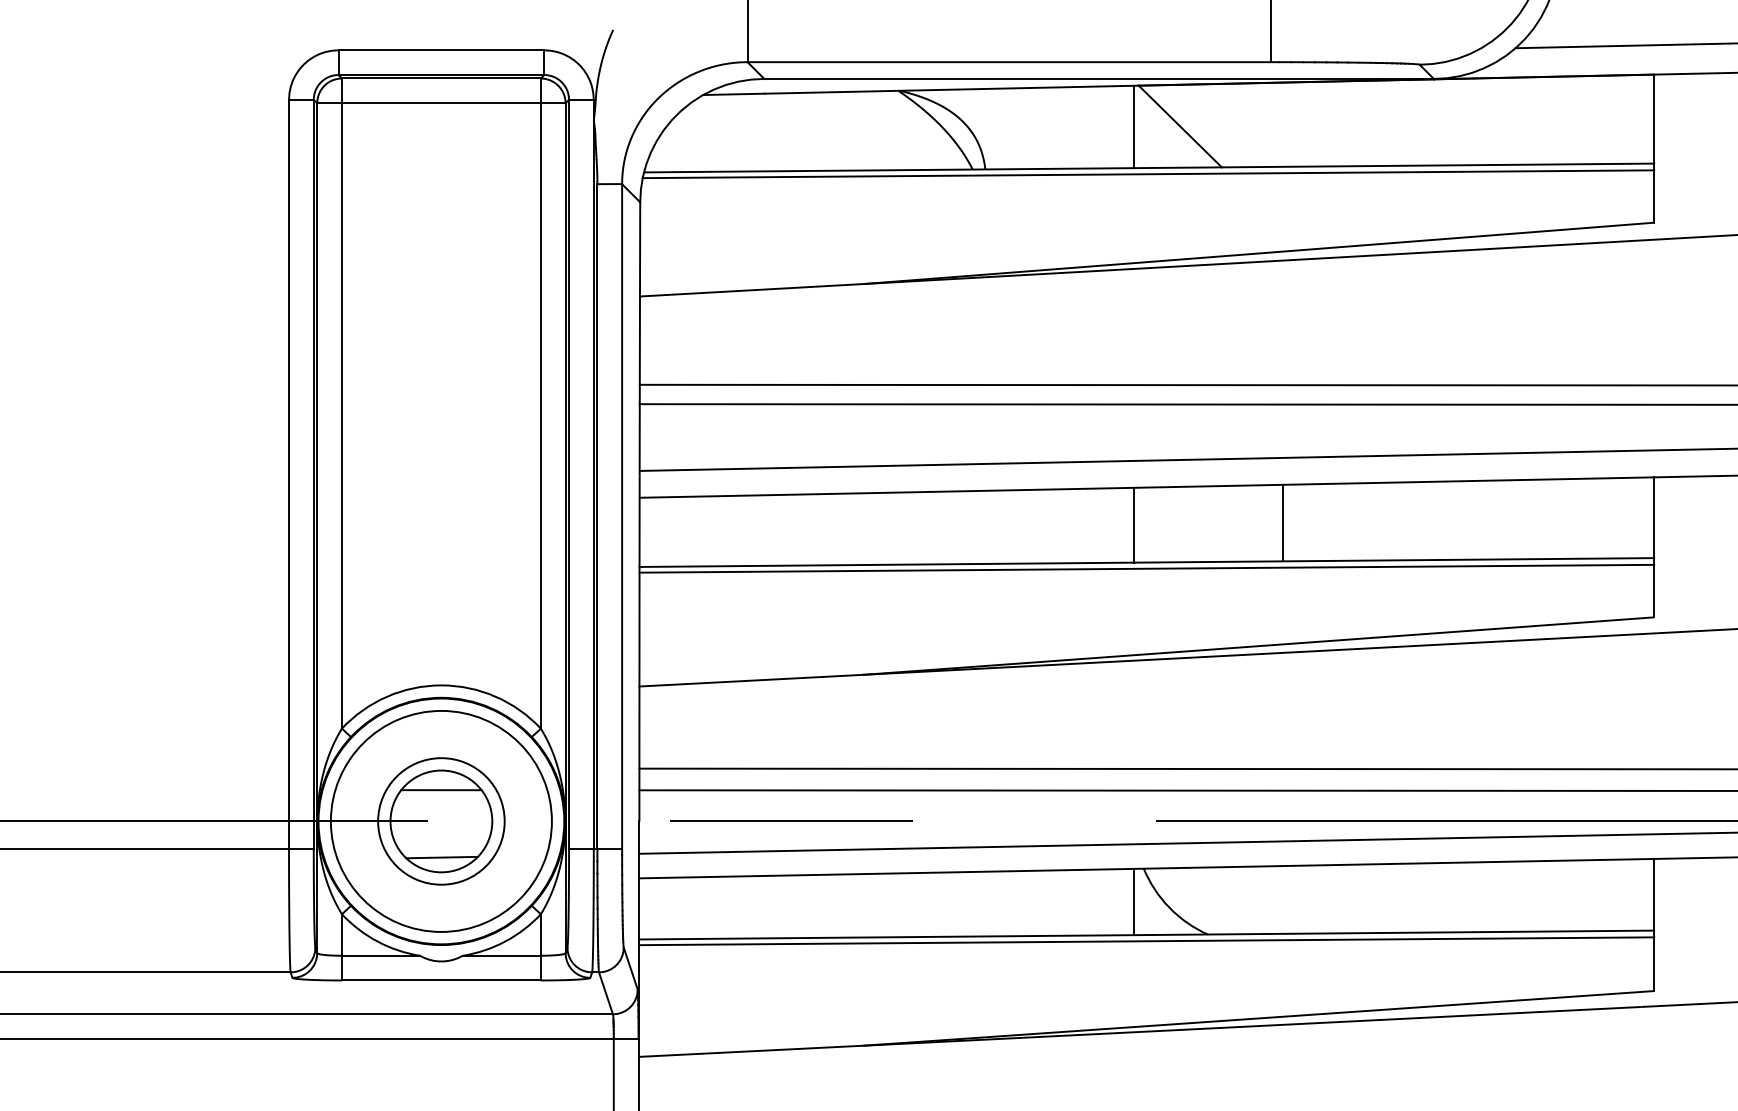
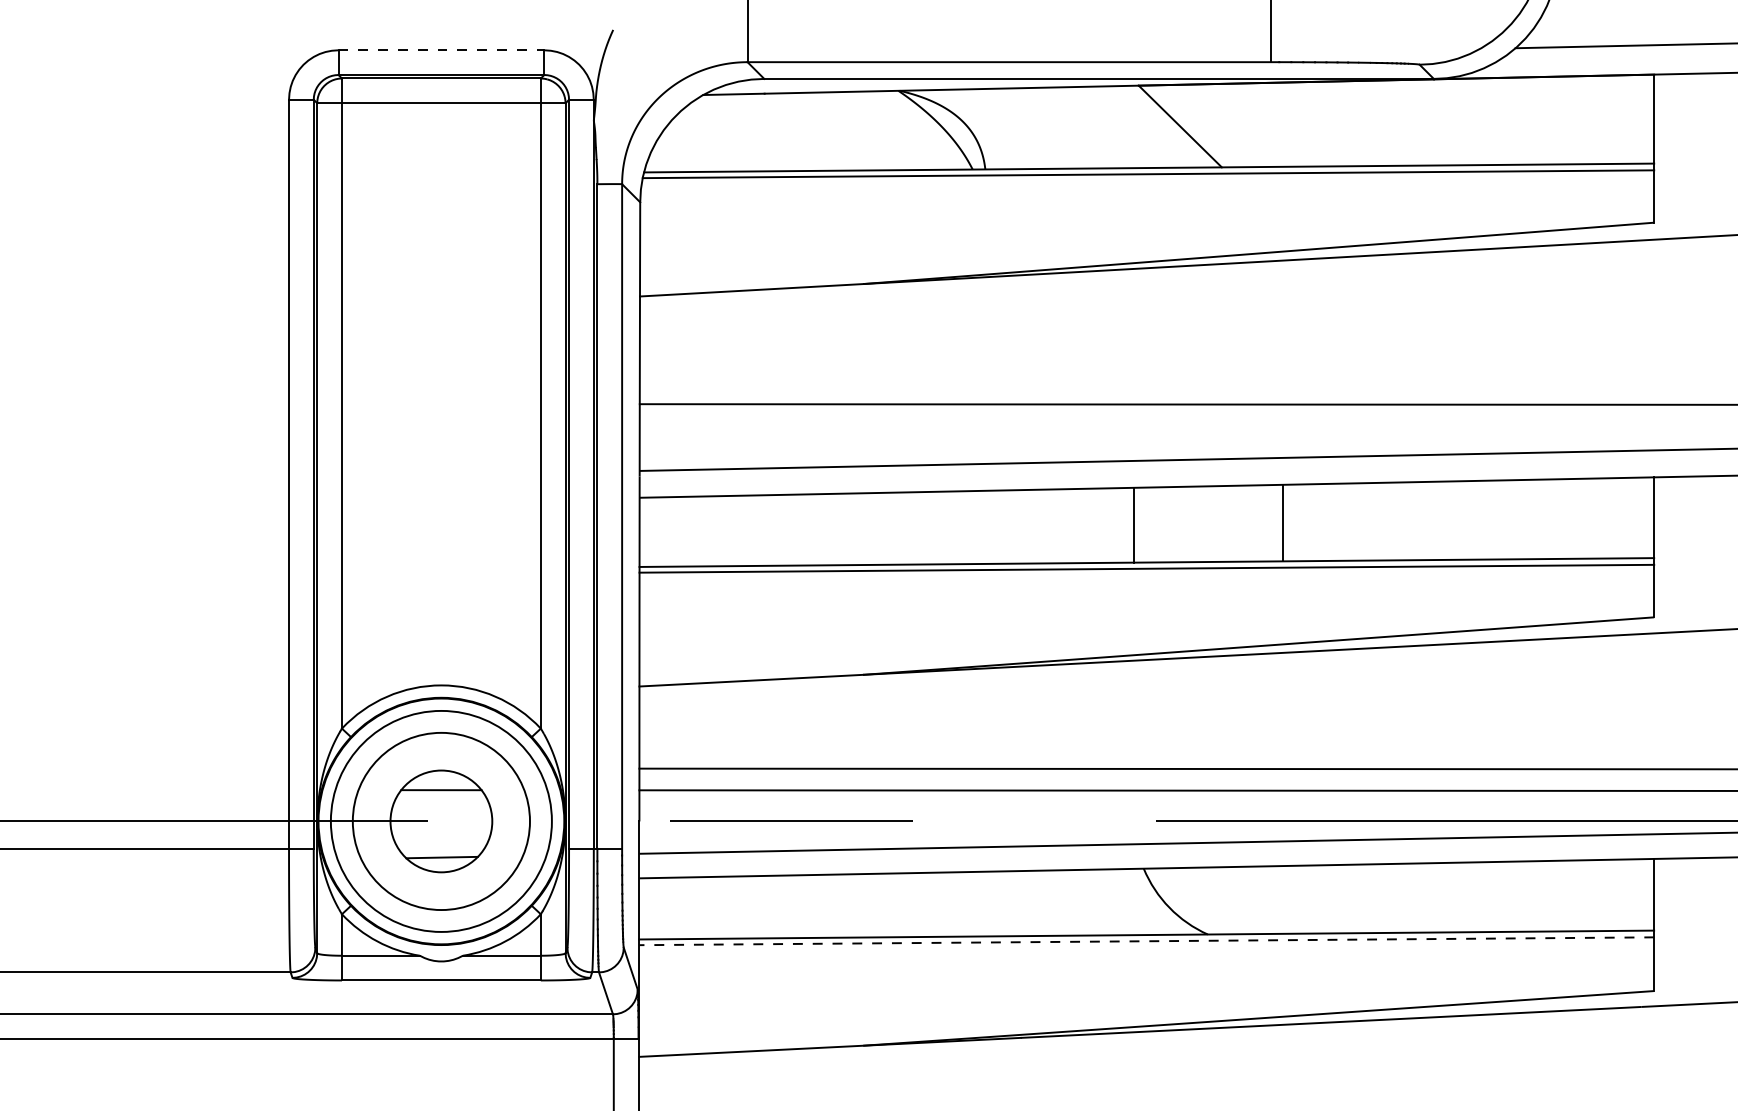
line: solid -> dashed (441, 50)
line: present -> none (1134, 126)
line: present -> none (1186, 384)
circle diameter: 127 px -> 177 px (441, 821)
line: present -> none (1134, 901)
line: solid -> dashed (1146, 941)
